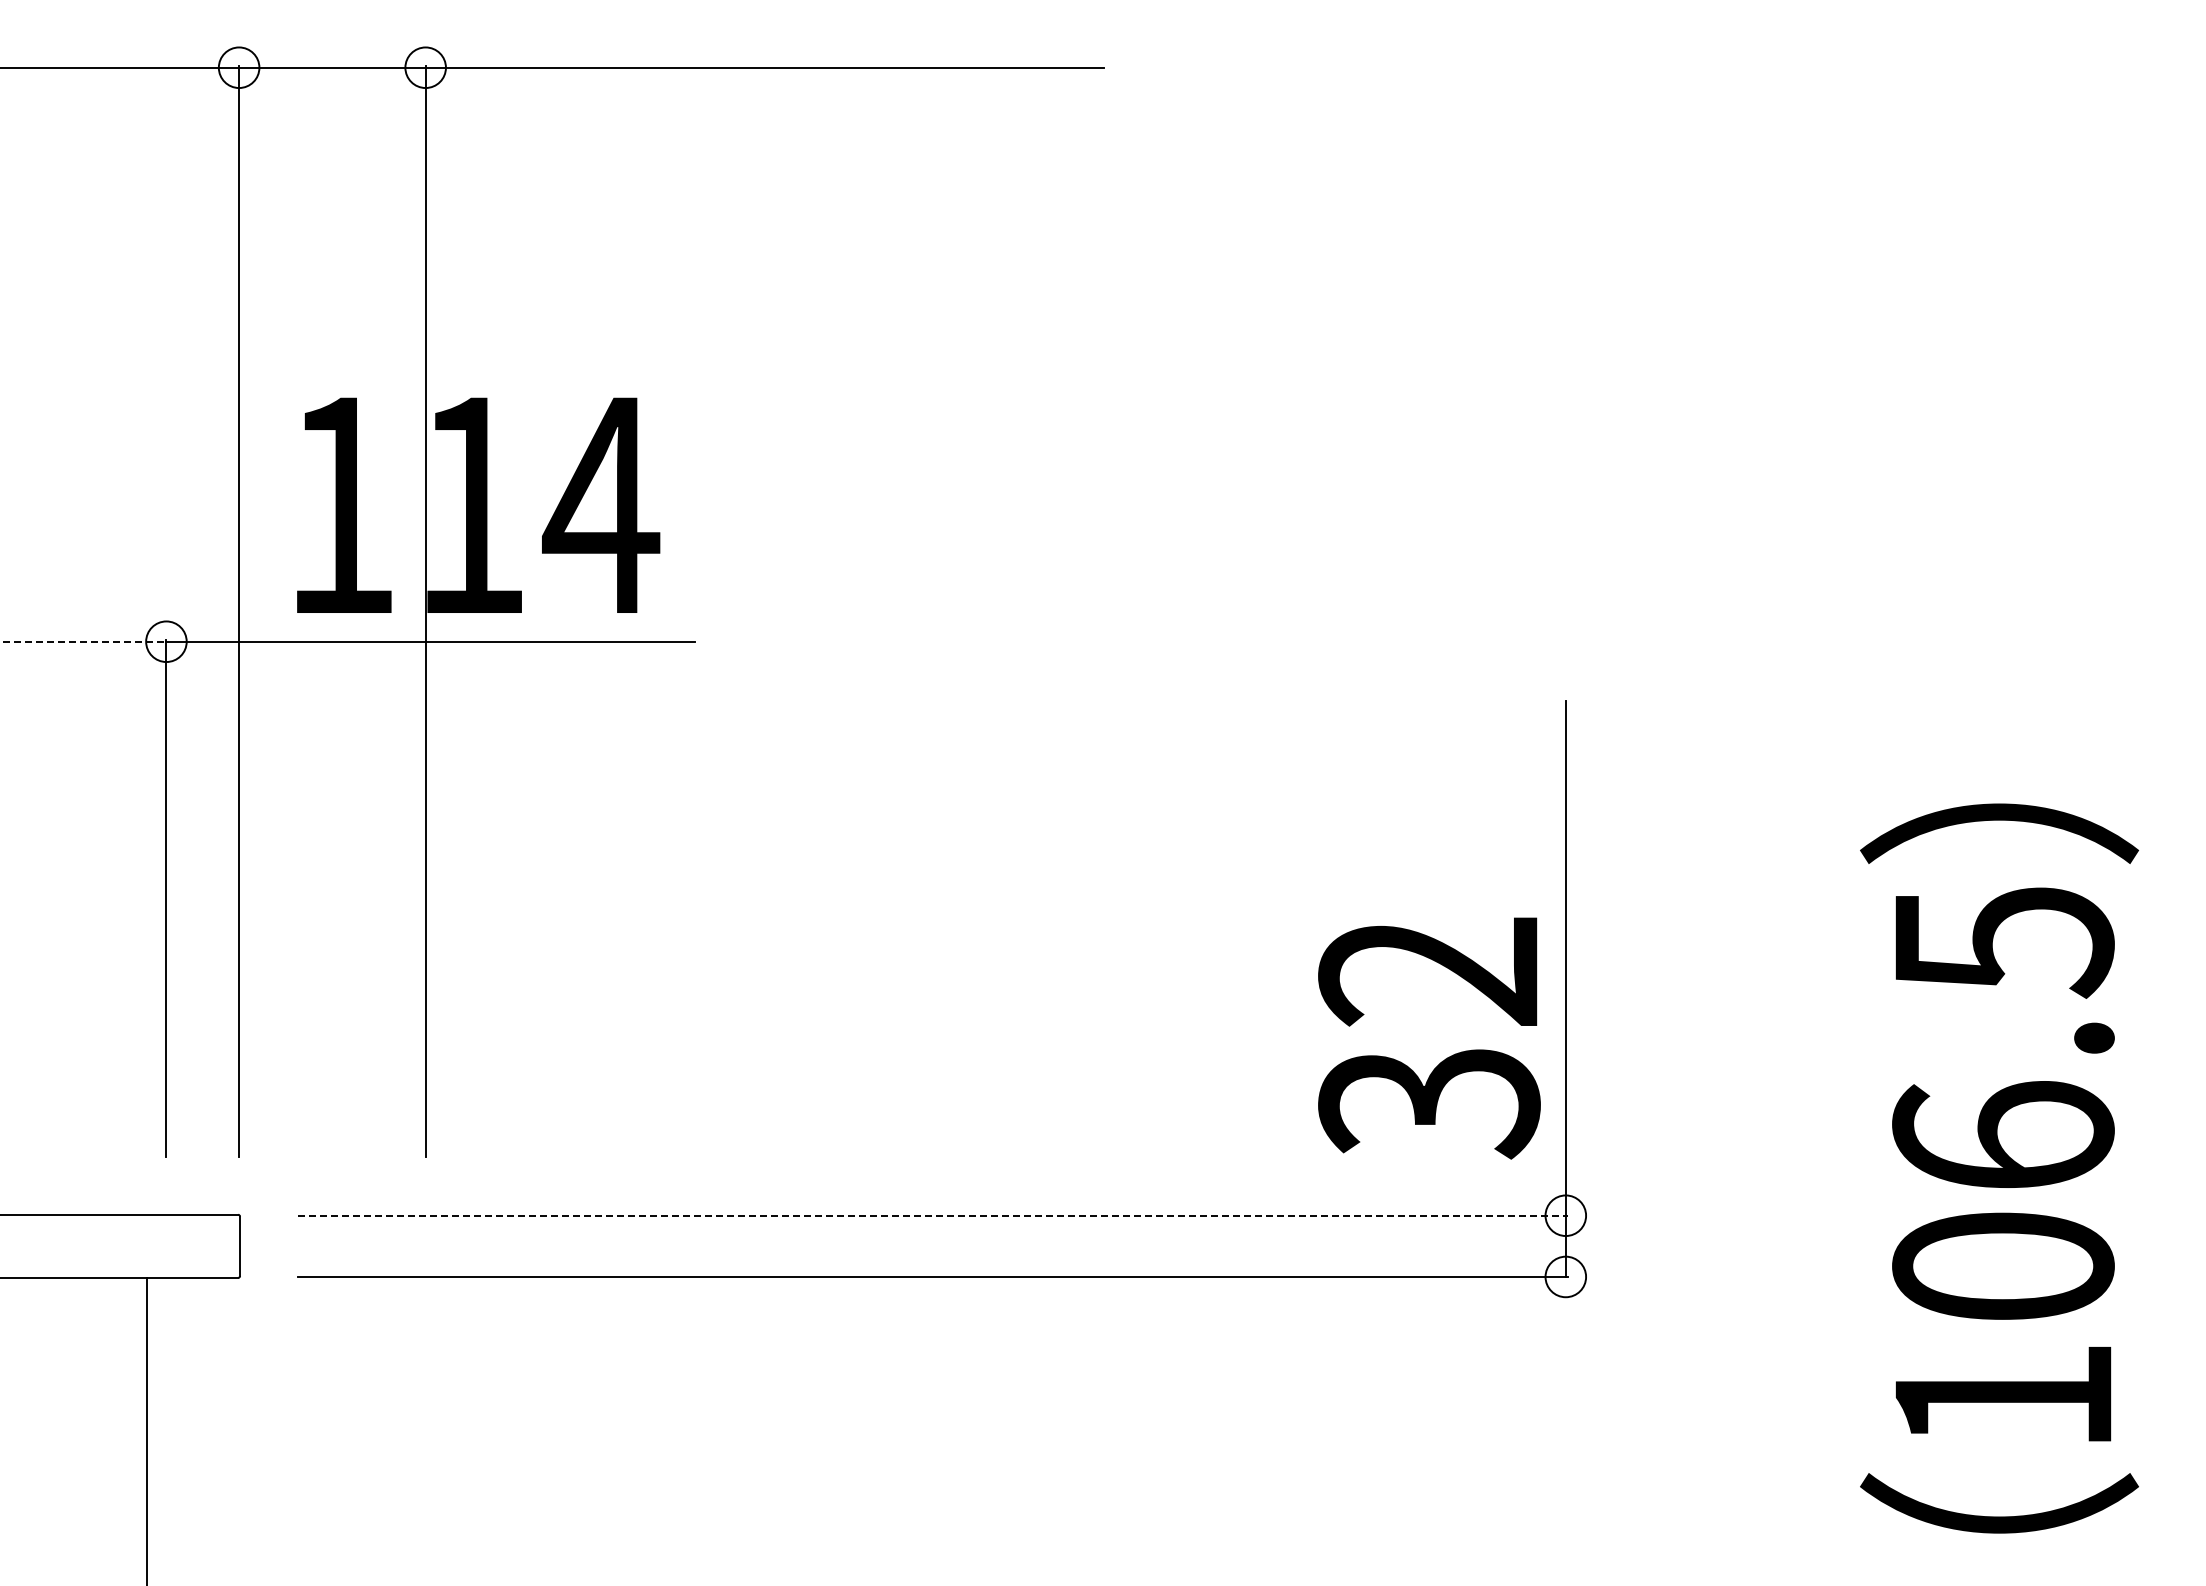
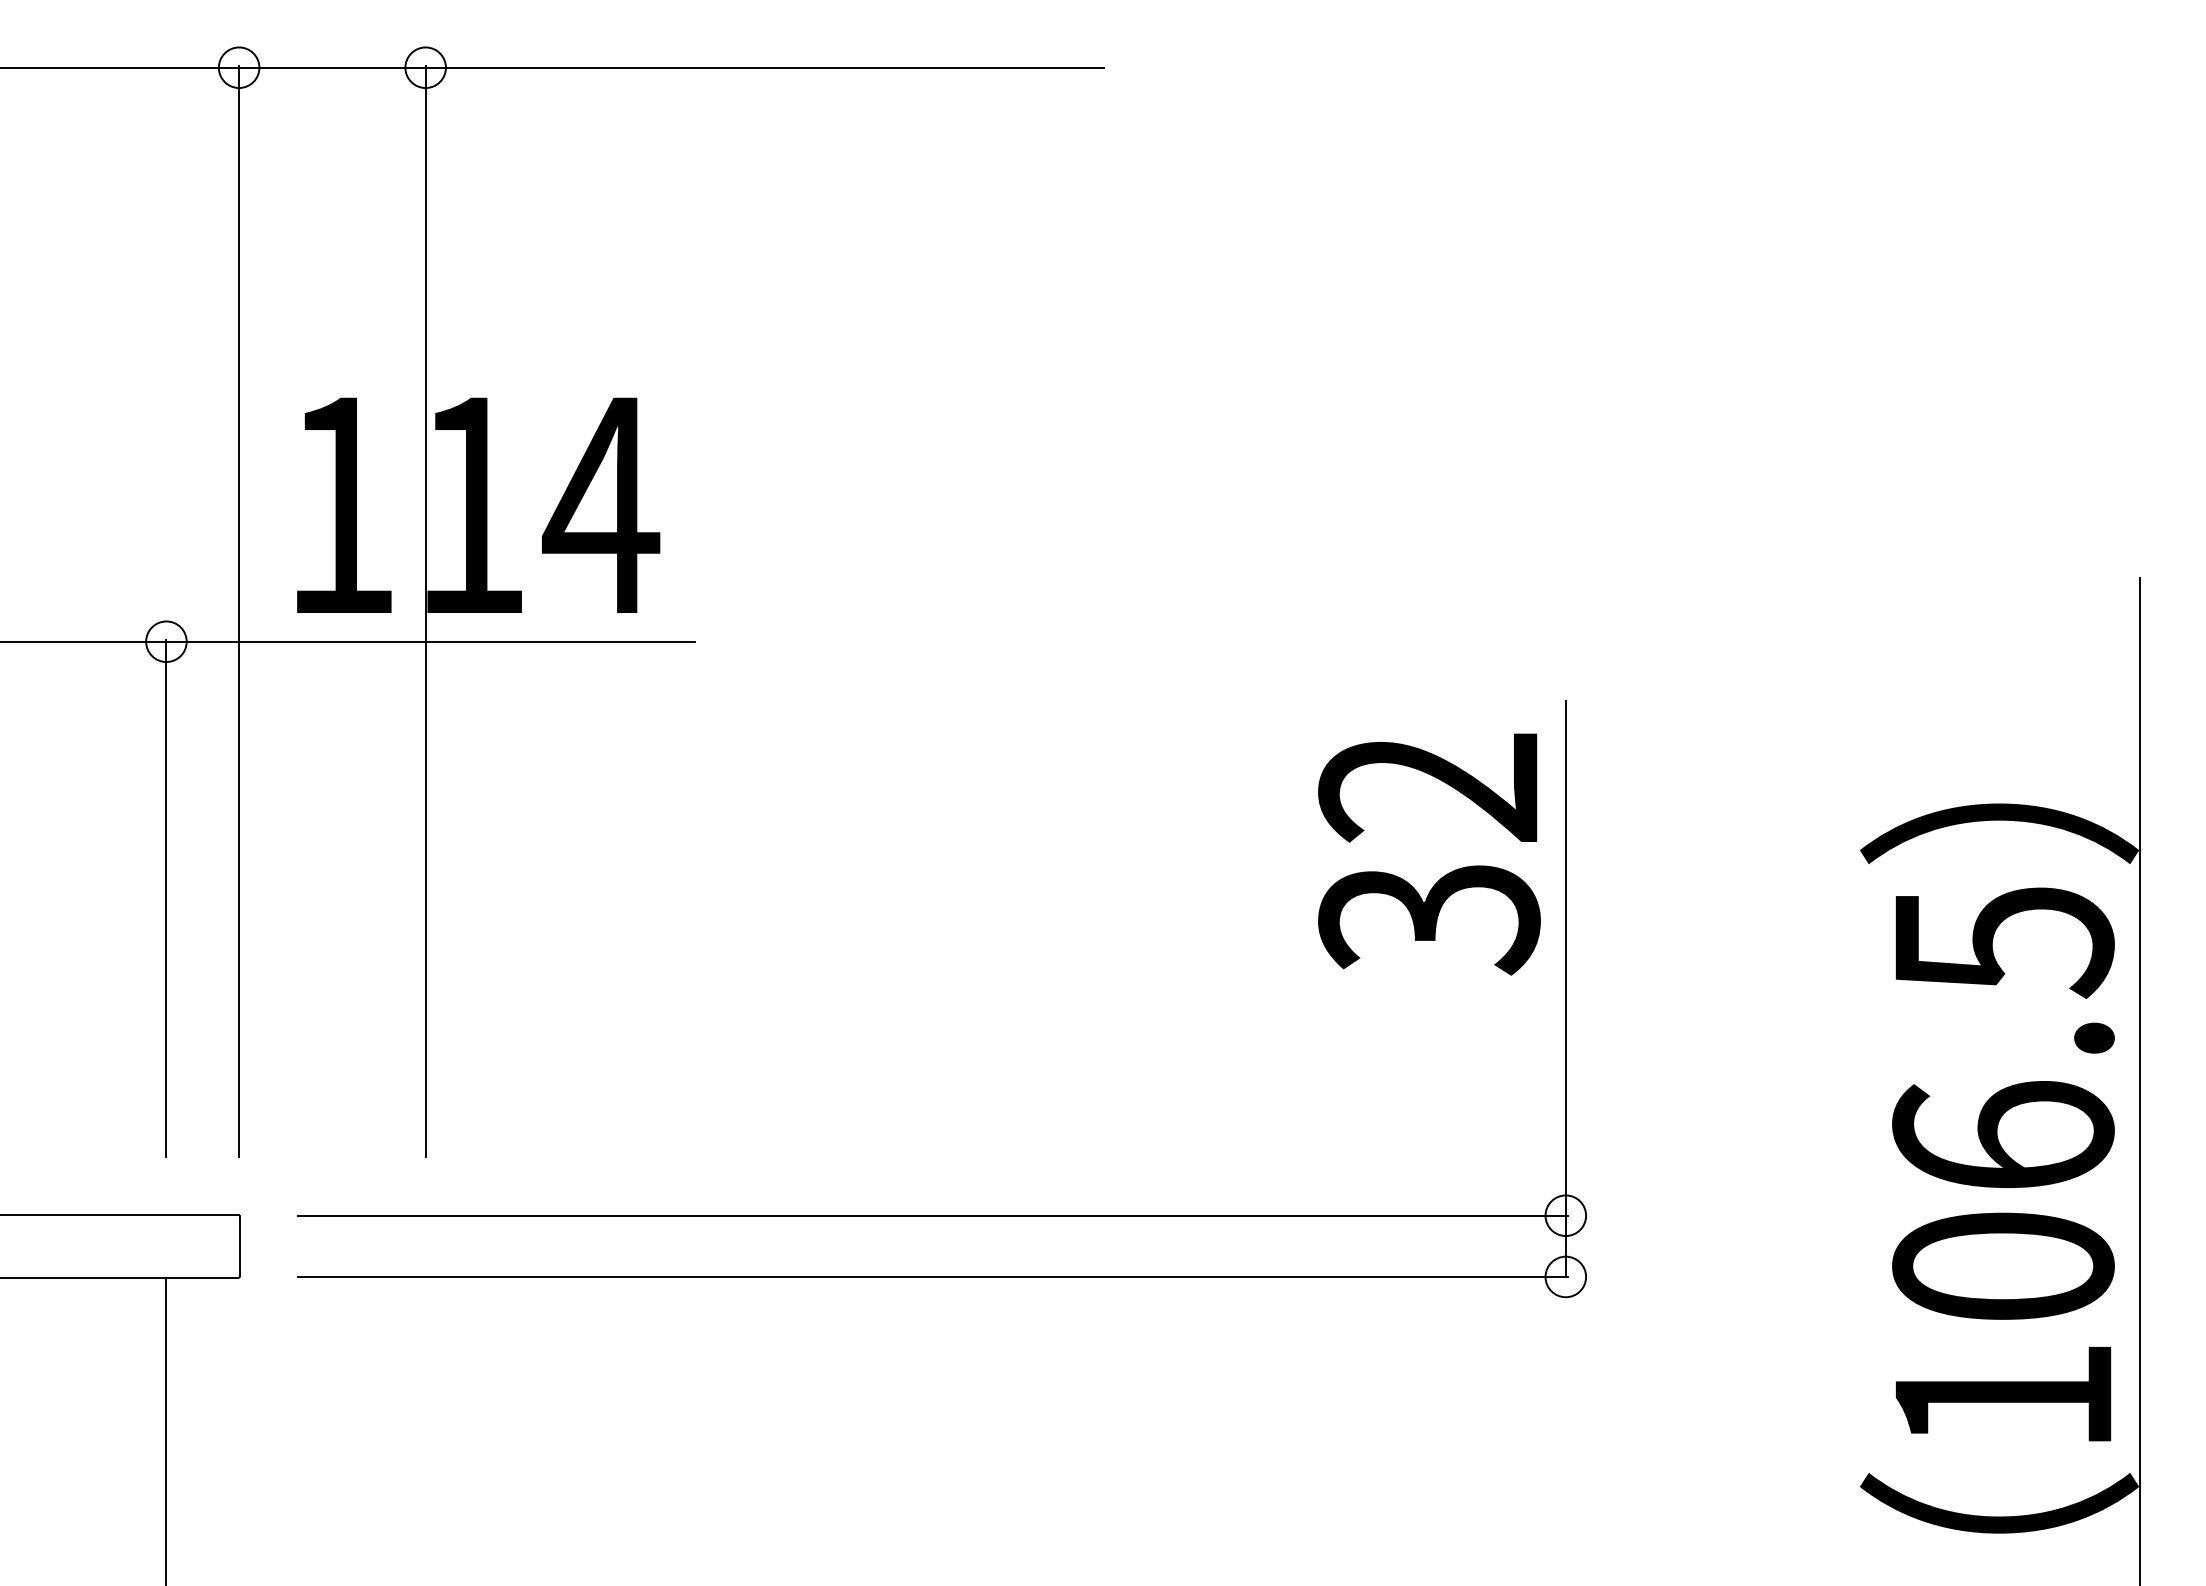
line: dashed -> solid (83, 641)
text position: (1429, 1038) -> (1429, 854) (1429, 854)
line: none -> present (2139, 1079)
line: dashed -> solid (933, 1215)
line position: (147, 1429) -> (166, 1429) (166, 1429)
